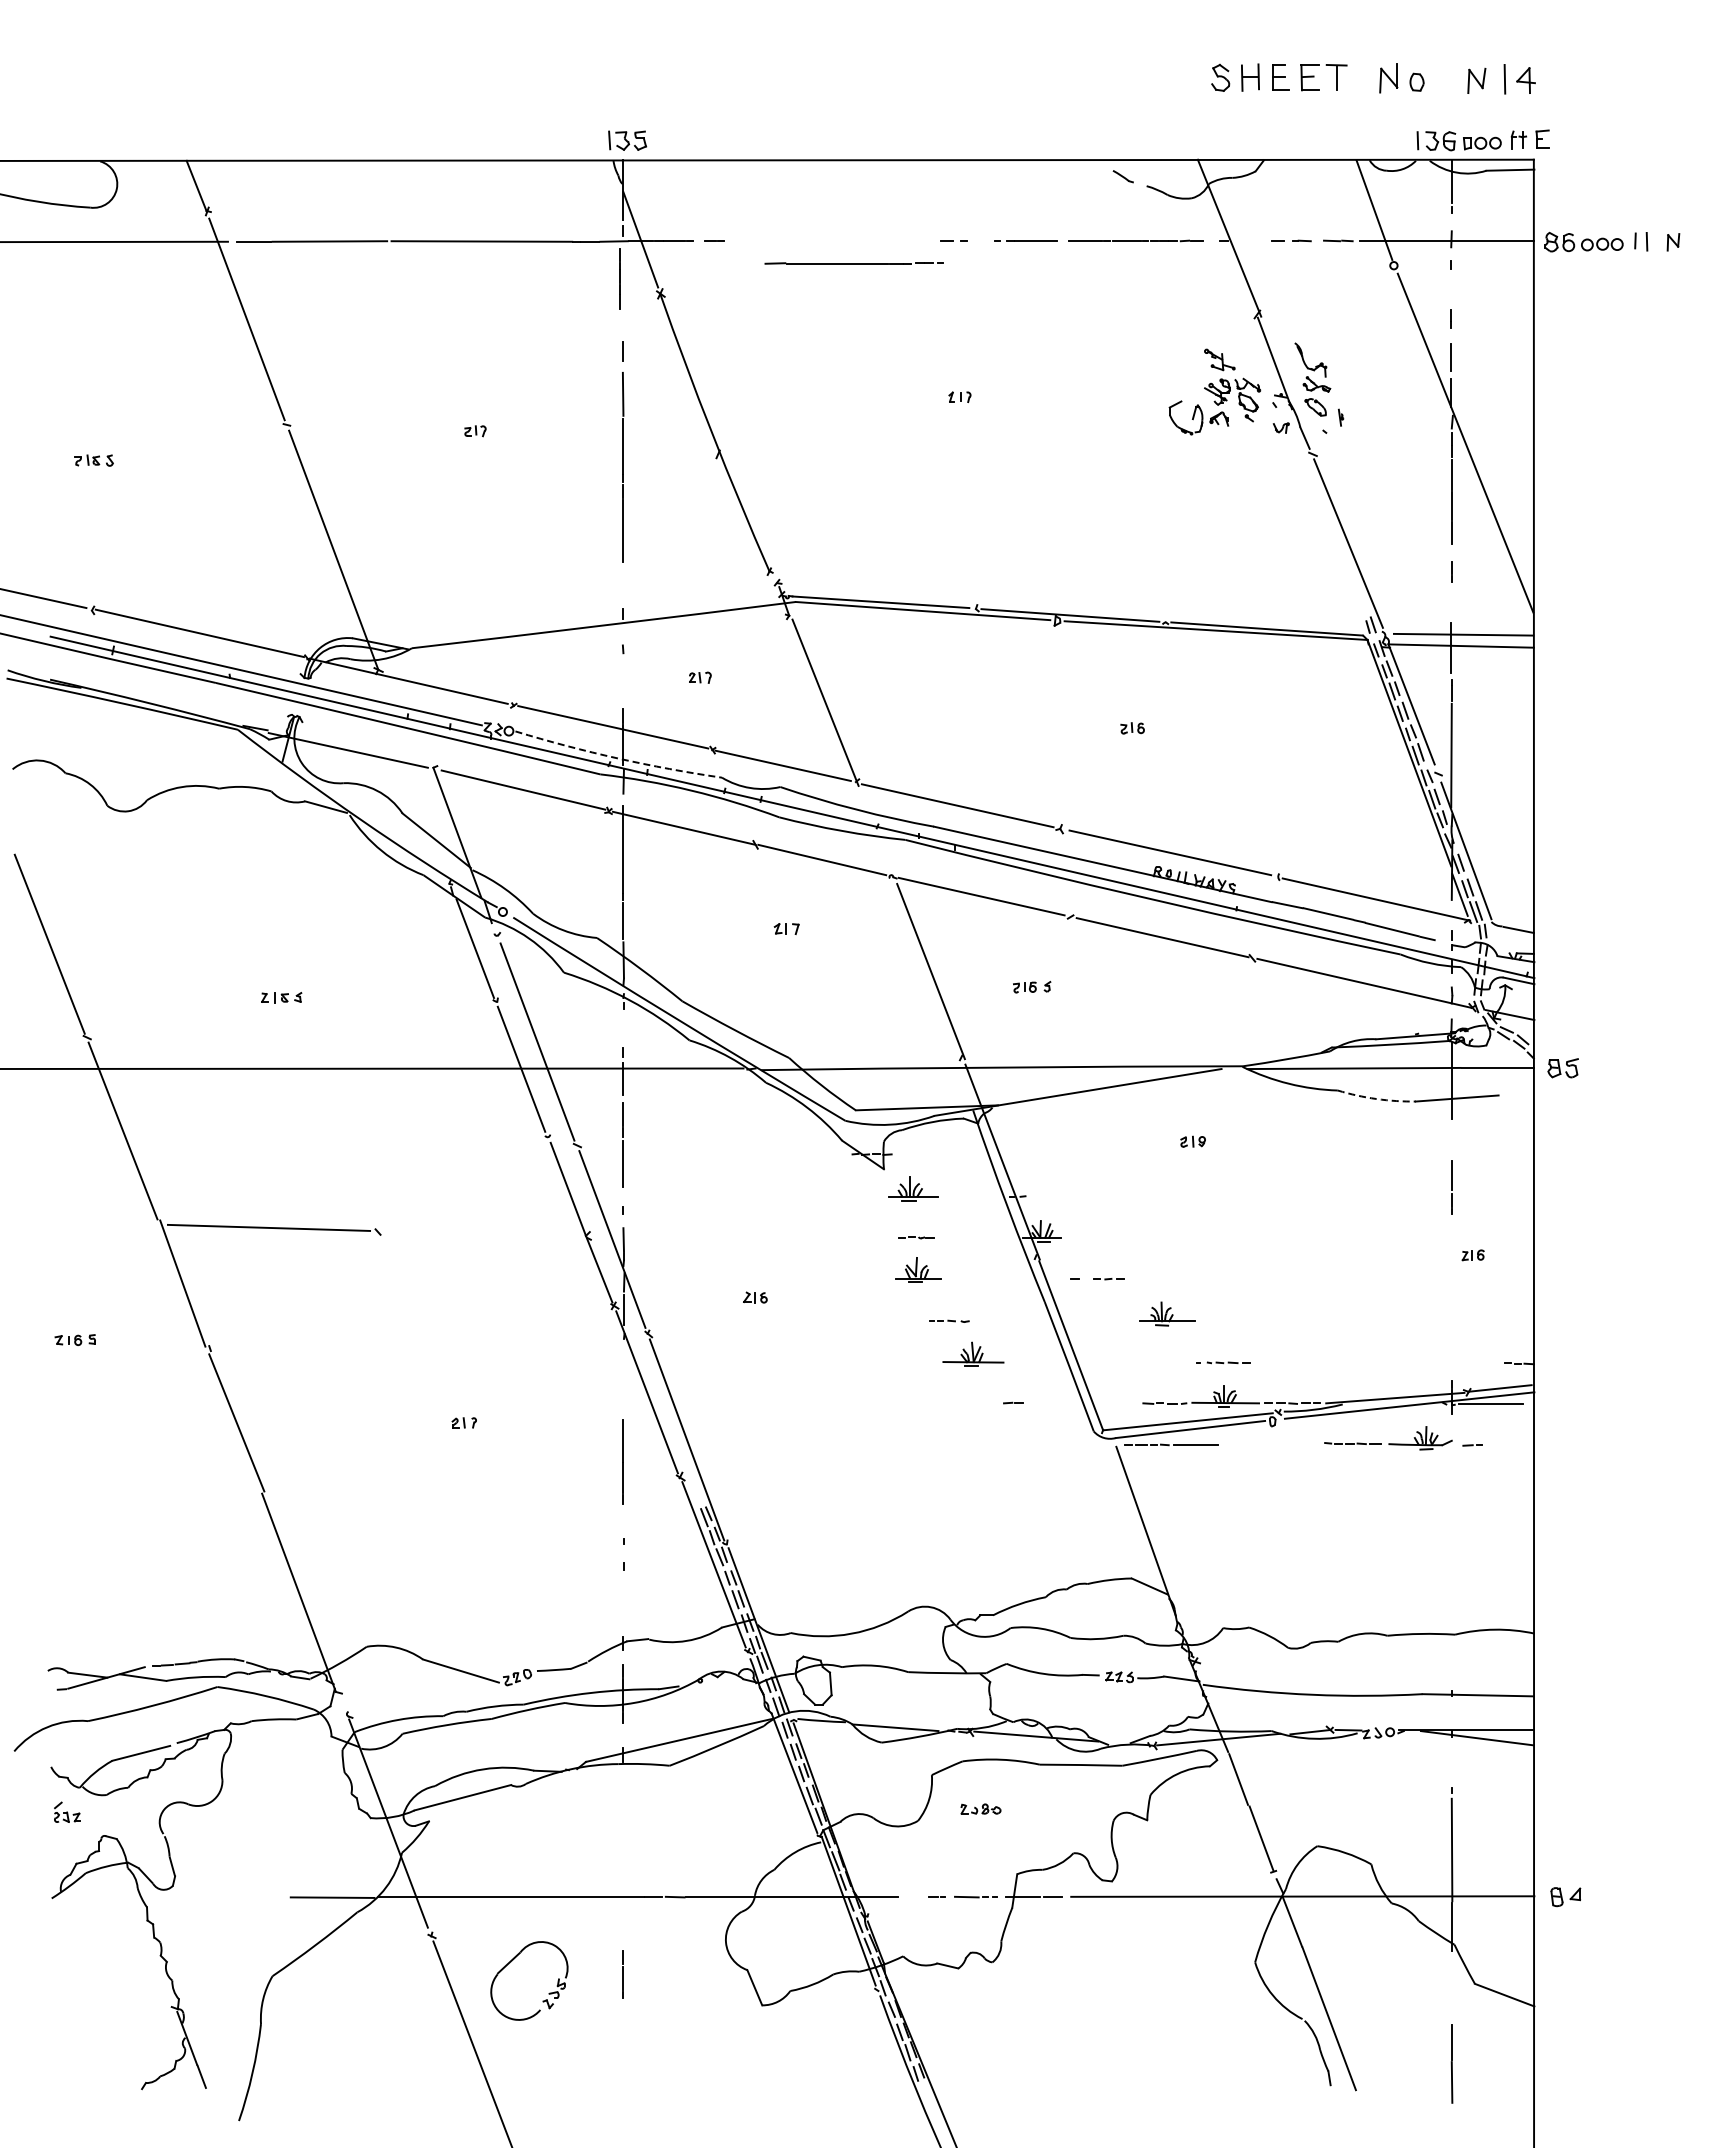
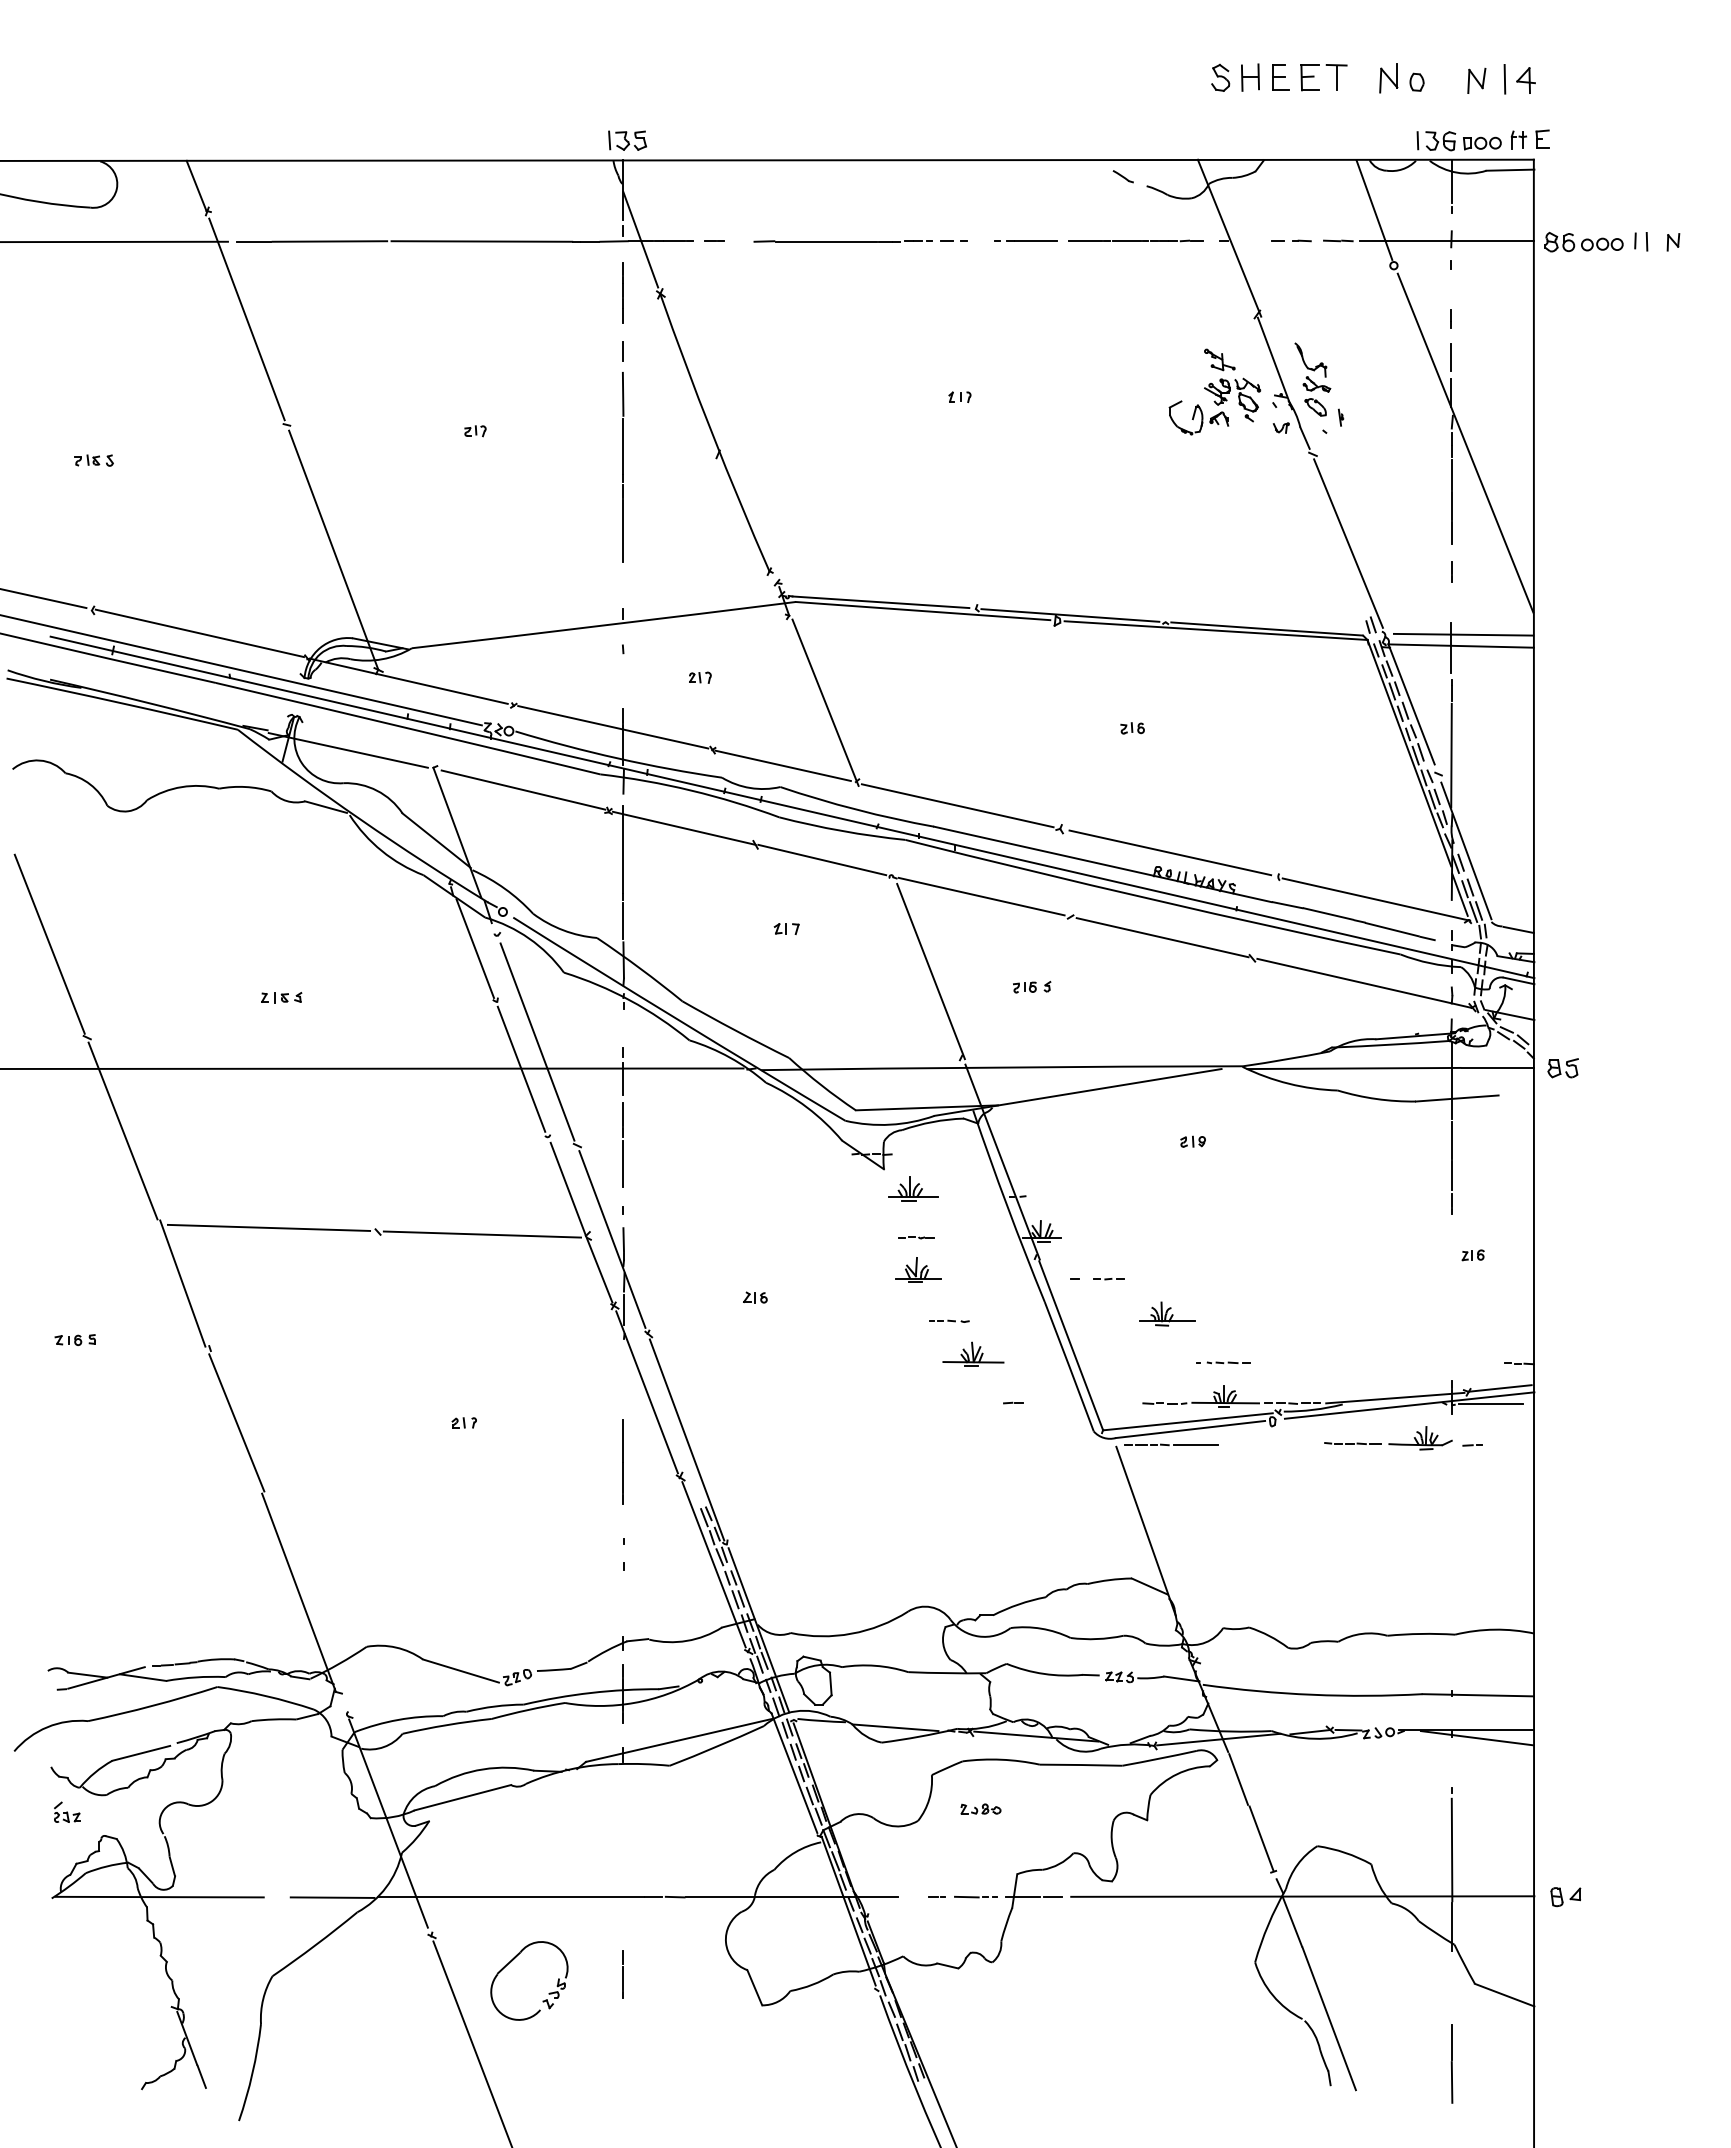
line position: (853, 263) -> (842, 241) (842, 241)
line position: (619, 278) -> (622, 292) (622, 292)
arc: dashed -> solid (617, 758)
arc: dashed -> solid (1376, 1099)
line: none -> present (1451, 1140)
line: none -> present (482, 1234)
line: none -> present (159, 1896)
